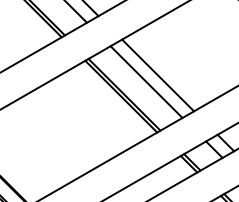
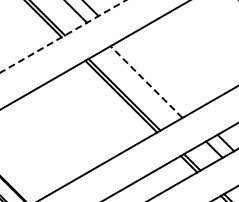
line: solid -> dashed (63, 36)
line: present -> none (158, 75)
line: solid -> dashed (146, 82)
